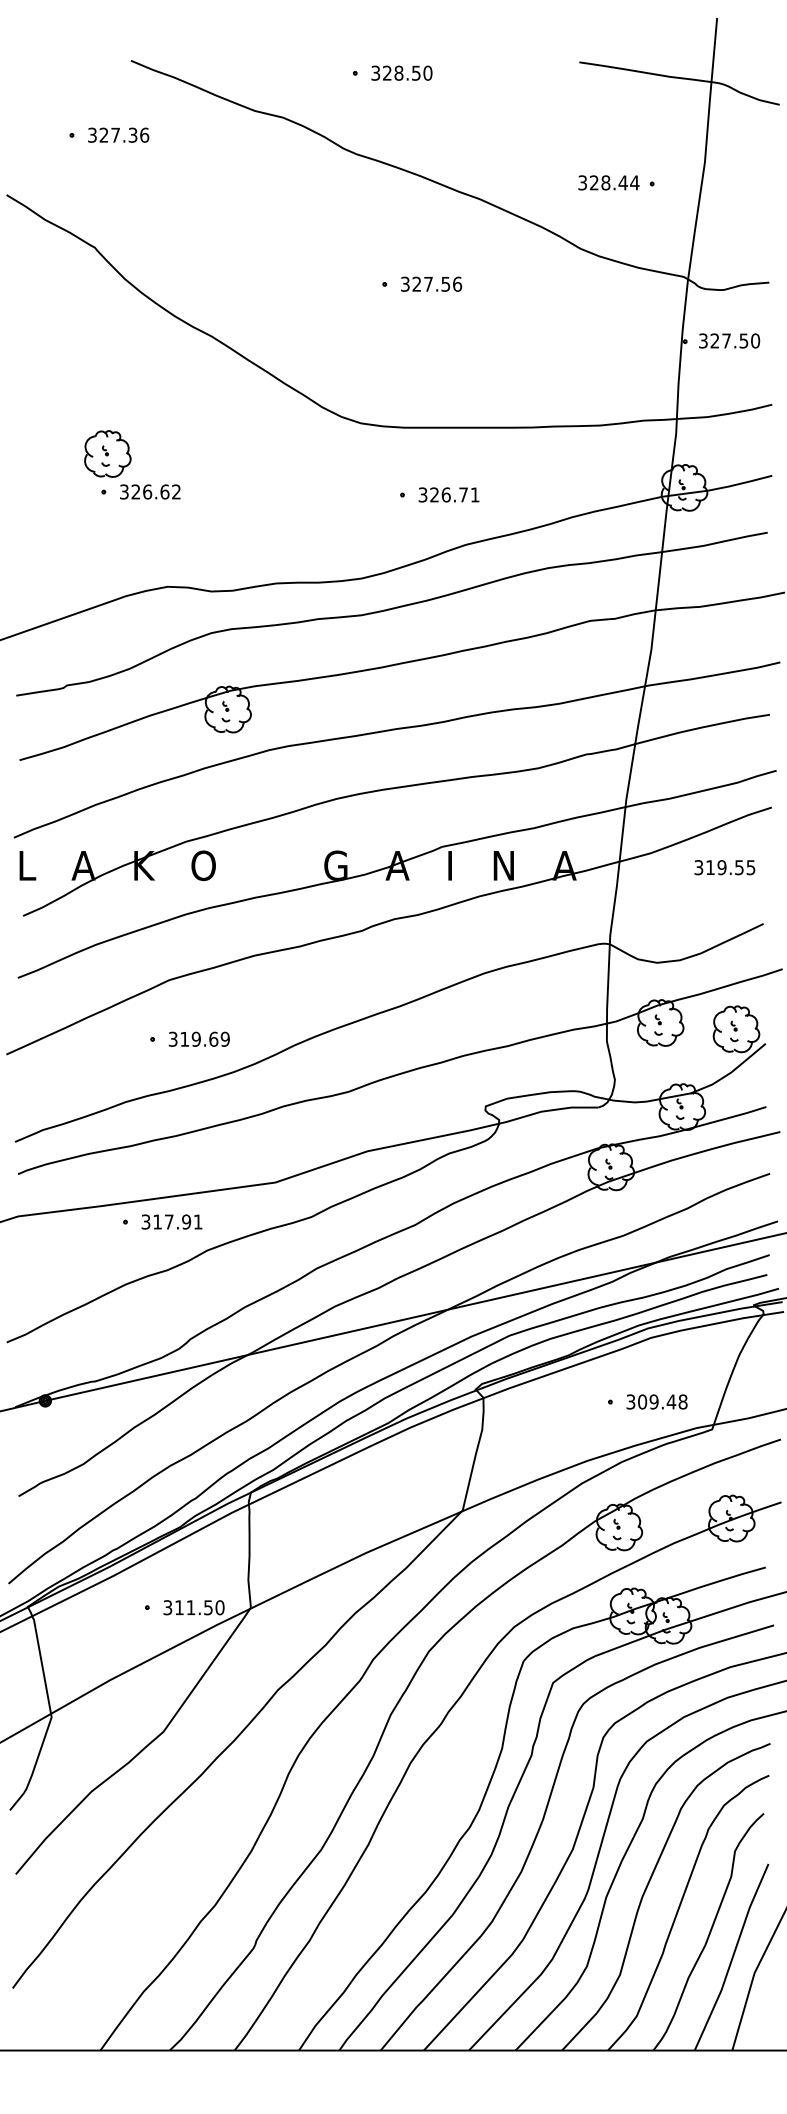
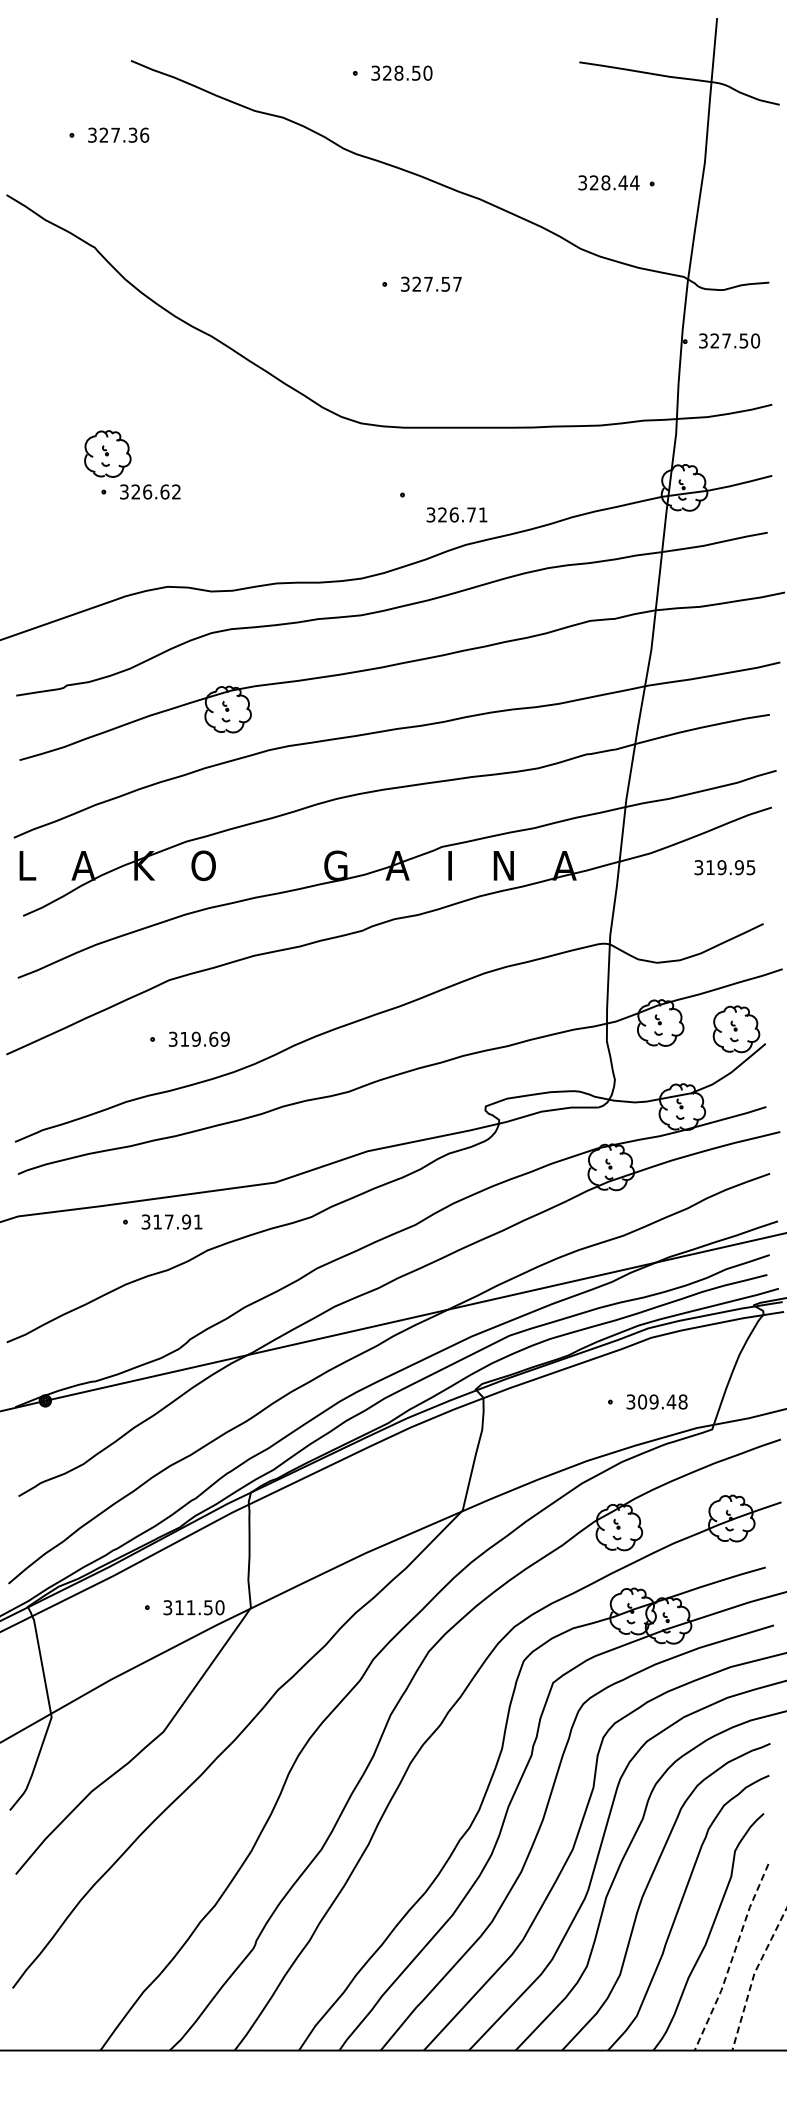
text: 327.56 -> 327.57 (457, 283)
text position: (448, 494) -> (456, 514) (456, 514)
text: 319.55 -> 319.95 (738, 867)
line: solid -> dashed (732, 1957)
line: solid -> dashed (753, 1977)
